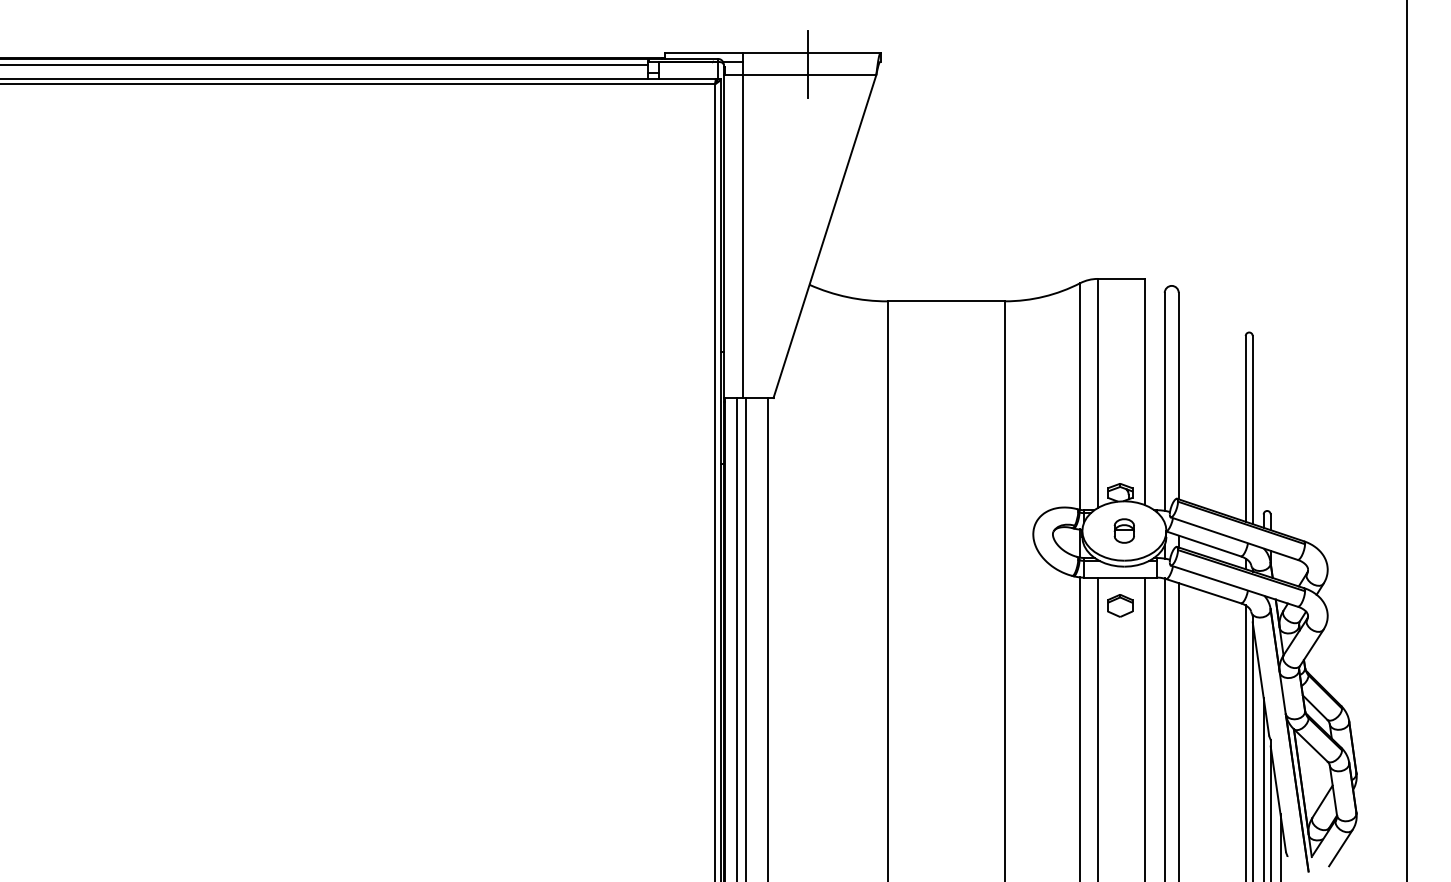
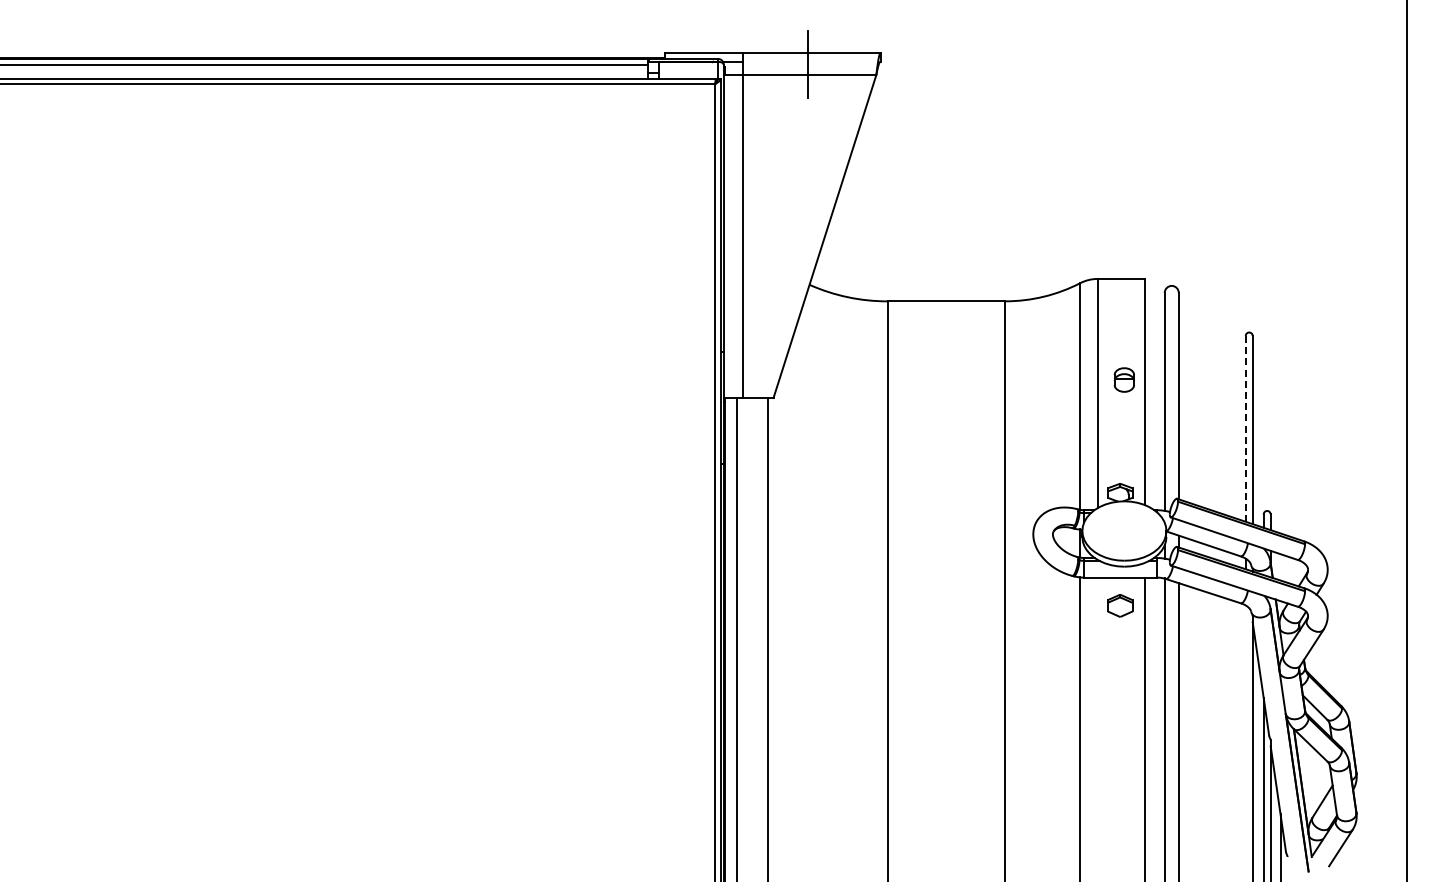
line: solid -> dashed (1245, 428)
part position: (1123, 530) -> (1123, 379) (1123, 379)
line: present -> none (746, 638)
line: present -> none (1097, 727)
line: present -> none (1245, 741)
